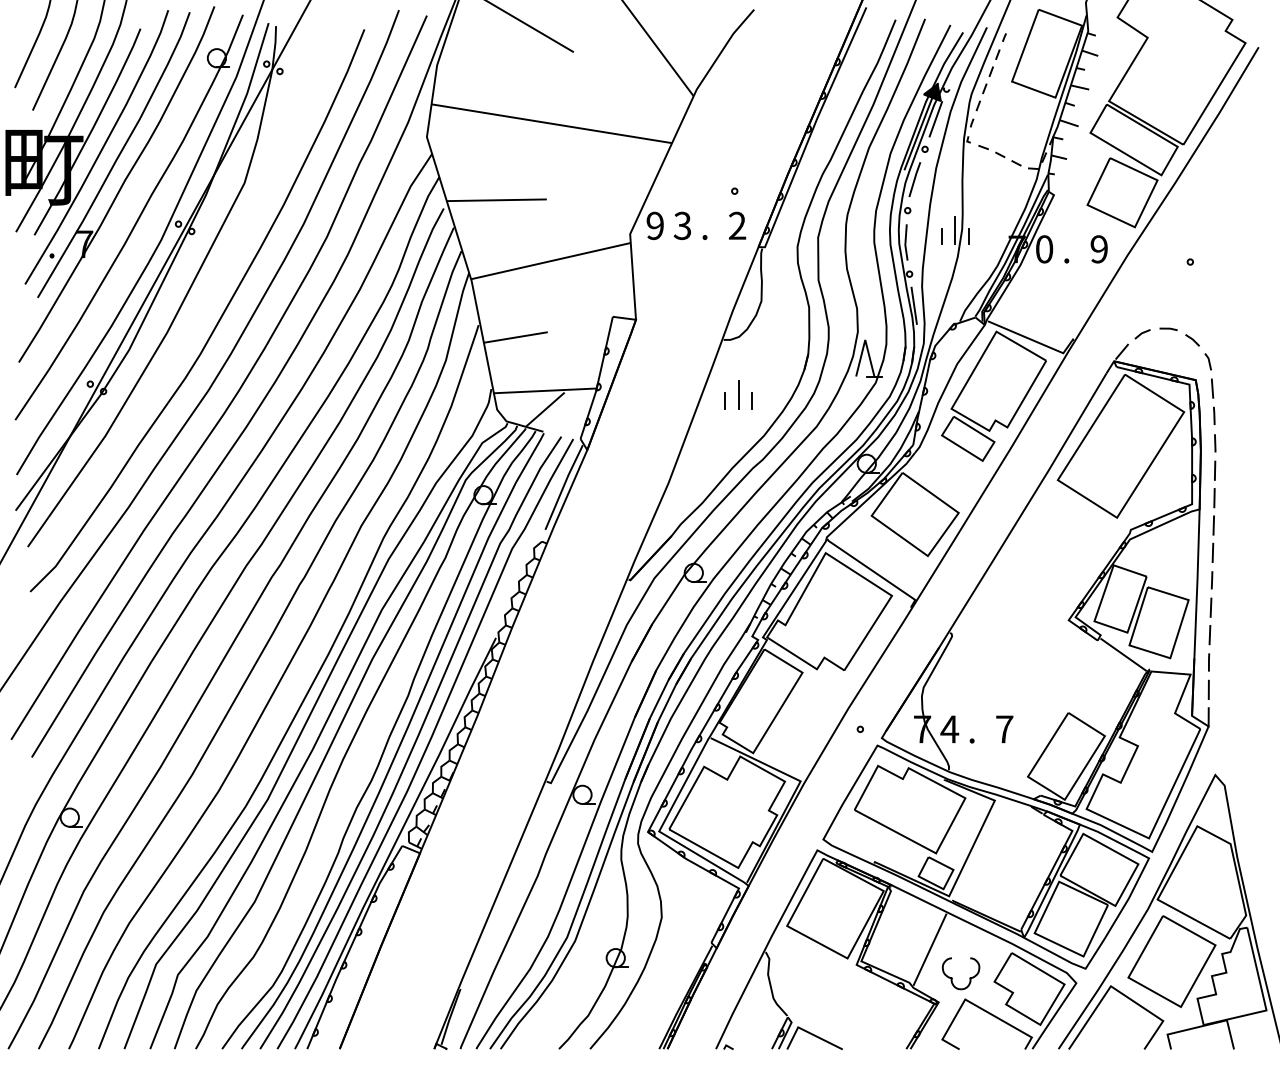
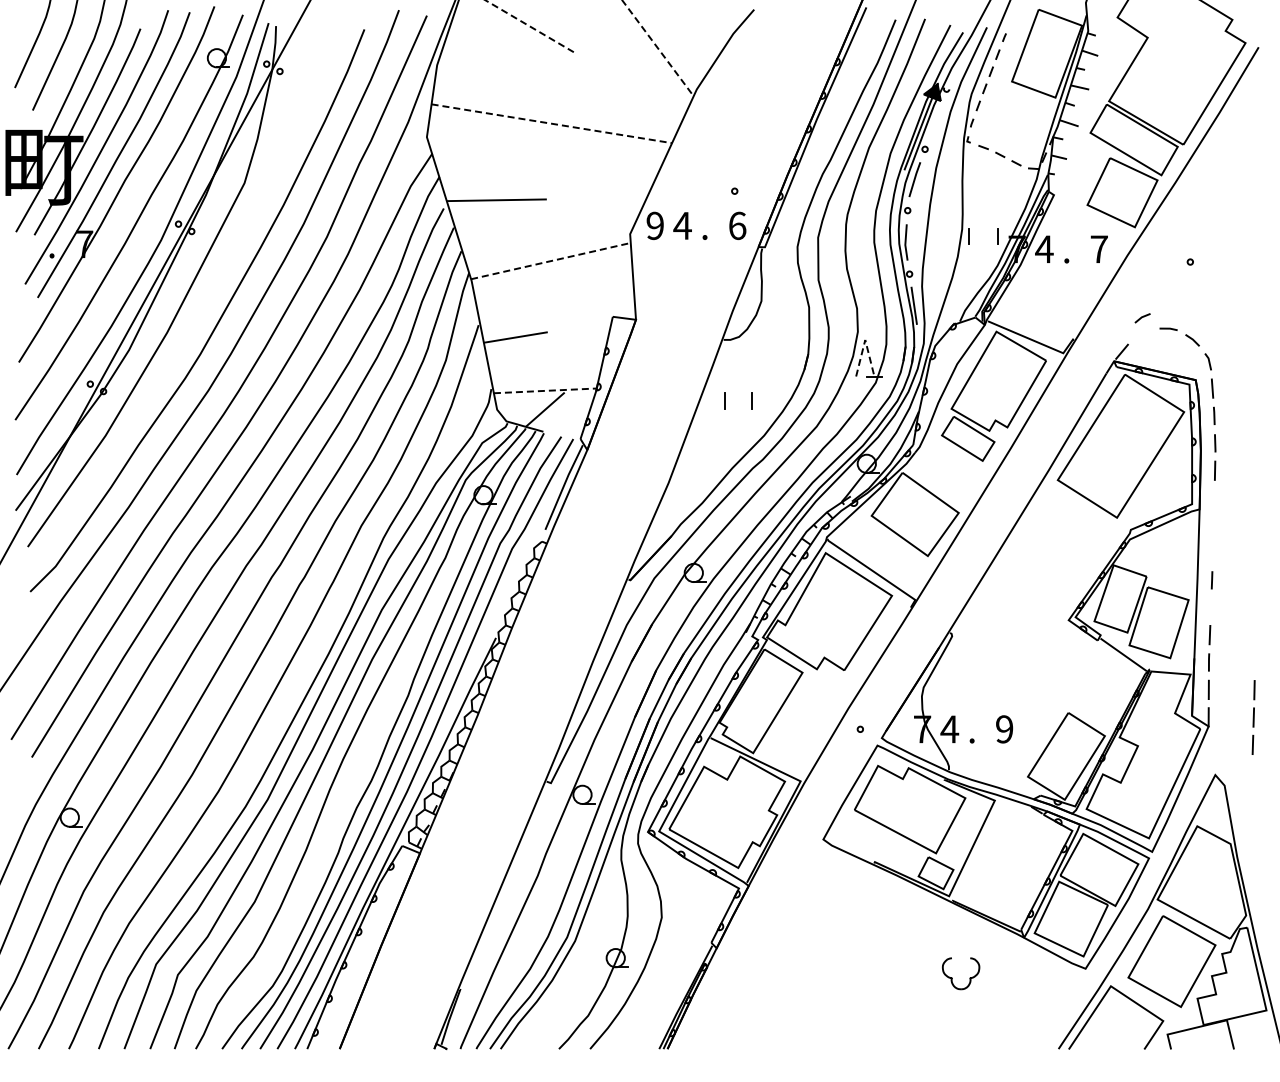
line: solid -> dashed (529, 26)
line: solid -> dashed (657, 48)
line: present -> none (935, 119)
line: solid -> dashed (551, 123)
text: 3 -> 4 (682, 225)
text: 2 -> 6 (737, 225)
line: present -> none (955, 230)
line position: (941, 236) -> (997, 236) (997, 236)
text: 0 -> 4 (1044, 249)
text: 9 -> 7 (1098, 249)
line: solid -> dashed (550, 261)
line position: (1142, 334) -> (1142, 318) (1142, 318)
line: solid -> dashed (865, 339)
line: solid -> dashed (545, 390)
line: present -> none (738, 394)
line position: (1213, 525) -> (1253, 717) (1253, 717)
line: present -> none (1210, 607)
text: 7 -> 9 (1004, 729)
part: present -> none (896, 949)
